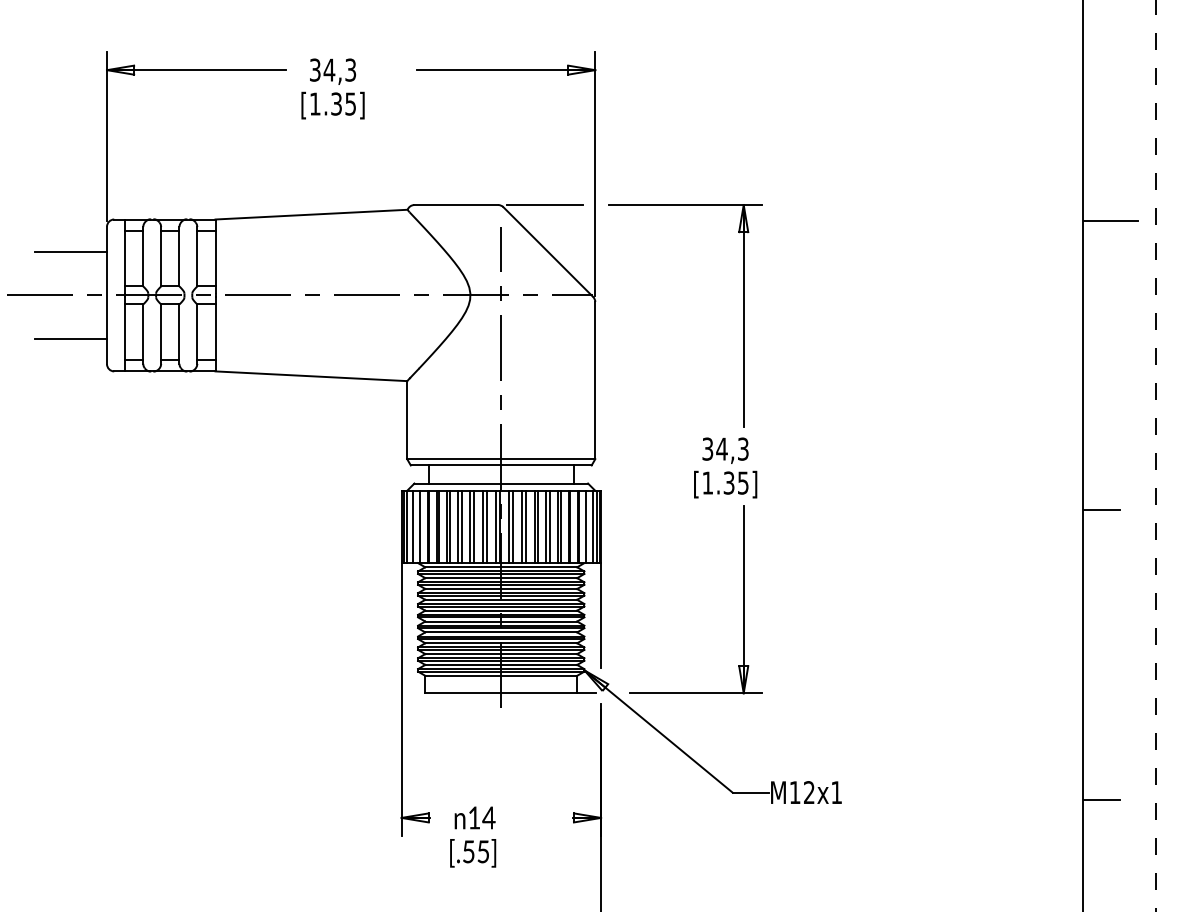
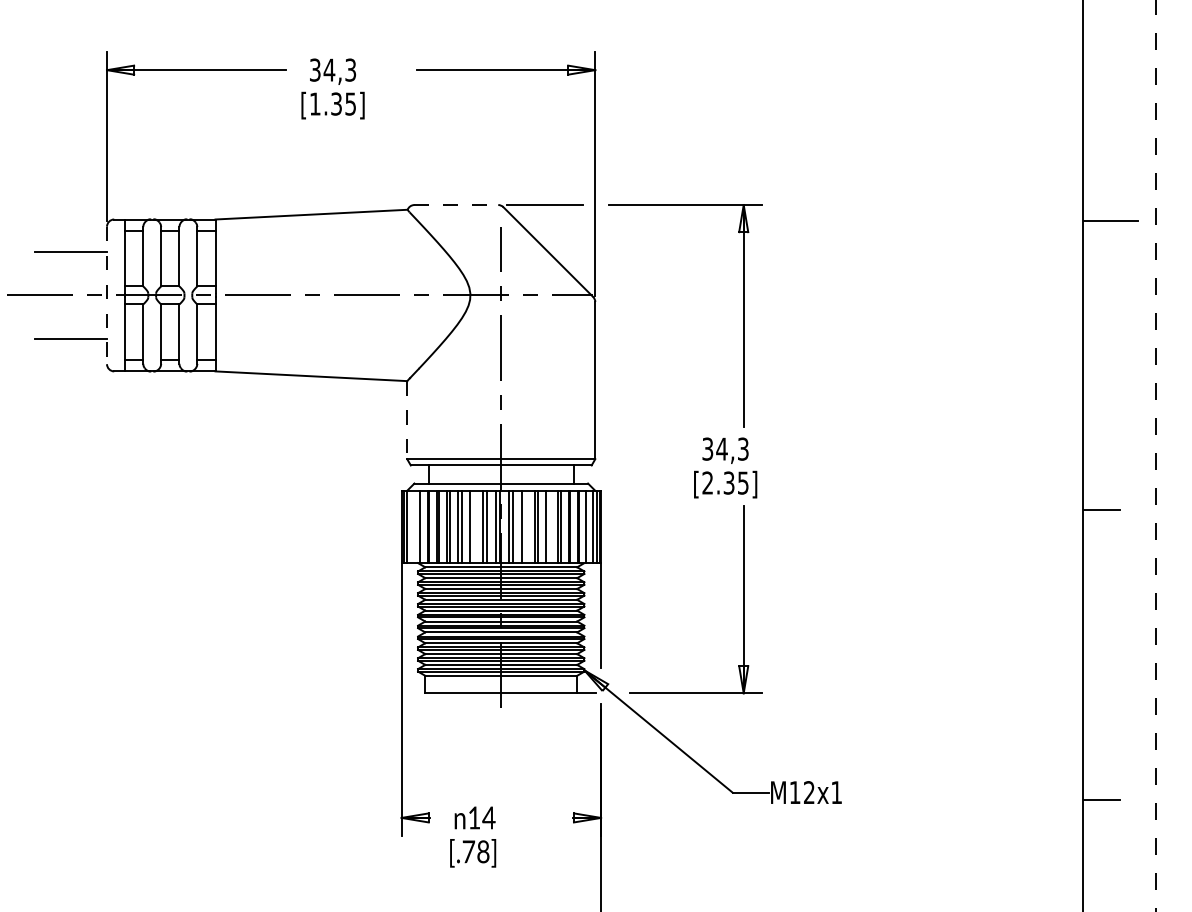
line: solid -> dashed (456, 205)
line: solid -> dashed (107, 295)
line: solid -> dashed (407, 420)
text: [1.35] -> [2.35] (707, 482)
line: present -> none (412, 526)
line: present -> none (474, 526)
line: present -> none (526, 526)
line: present -> none (550, 526)
text: [.55] -> [.78] (475, 851)
